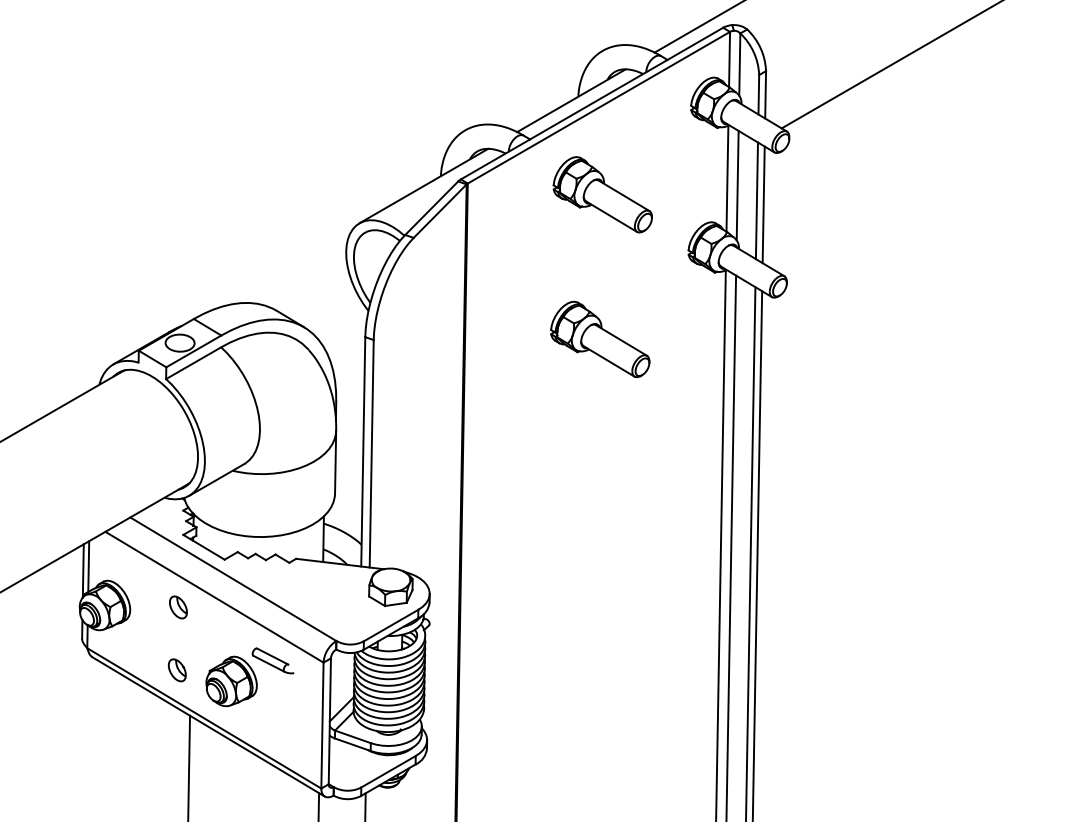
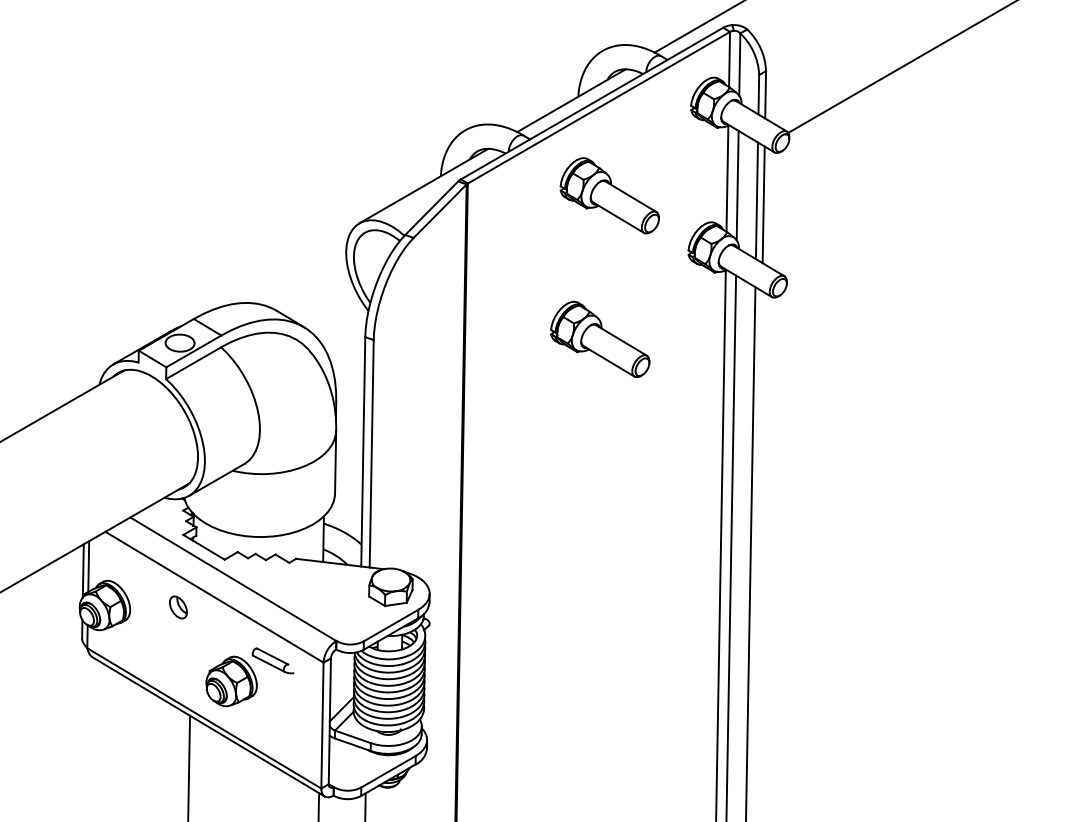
line position: (890, 65) -> (899, 68) (899, 68)
part position: (602, 194) -> (609, 195) (609, 195)
line: present -> none (757, 554)
part: present -> none (176, 670)
